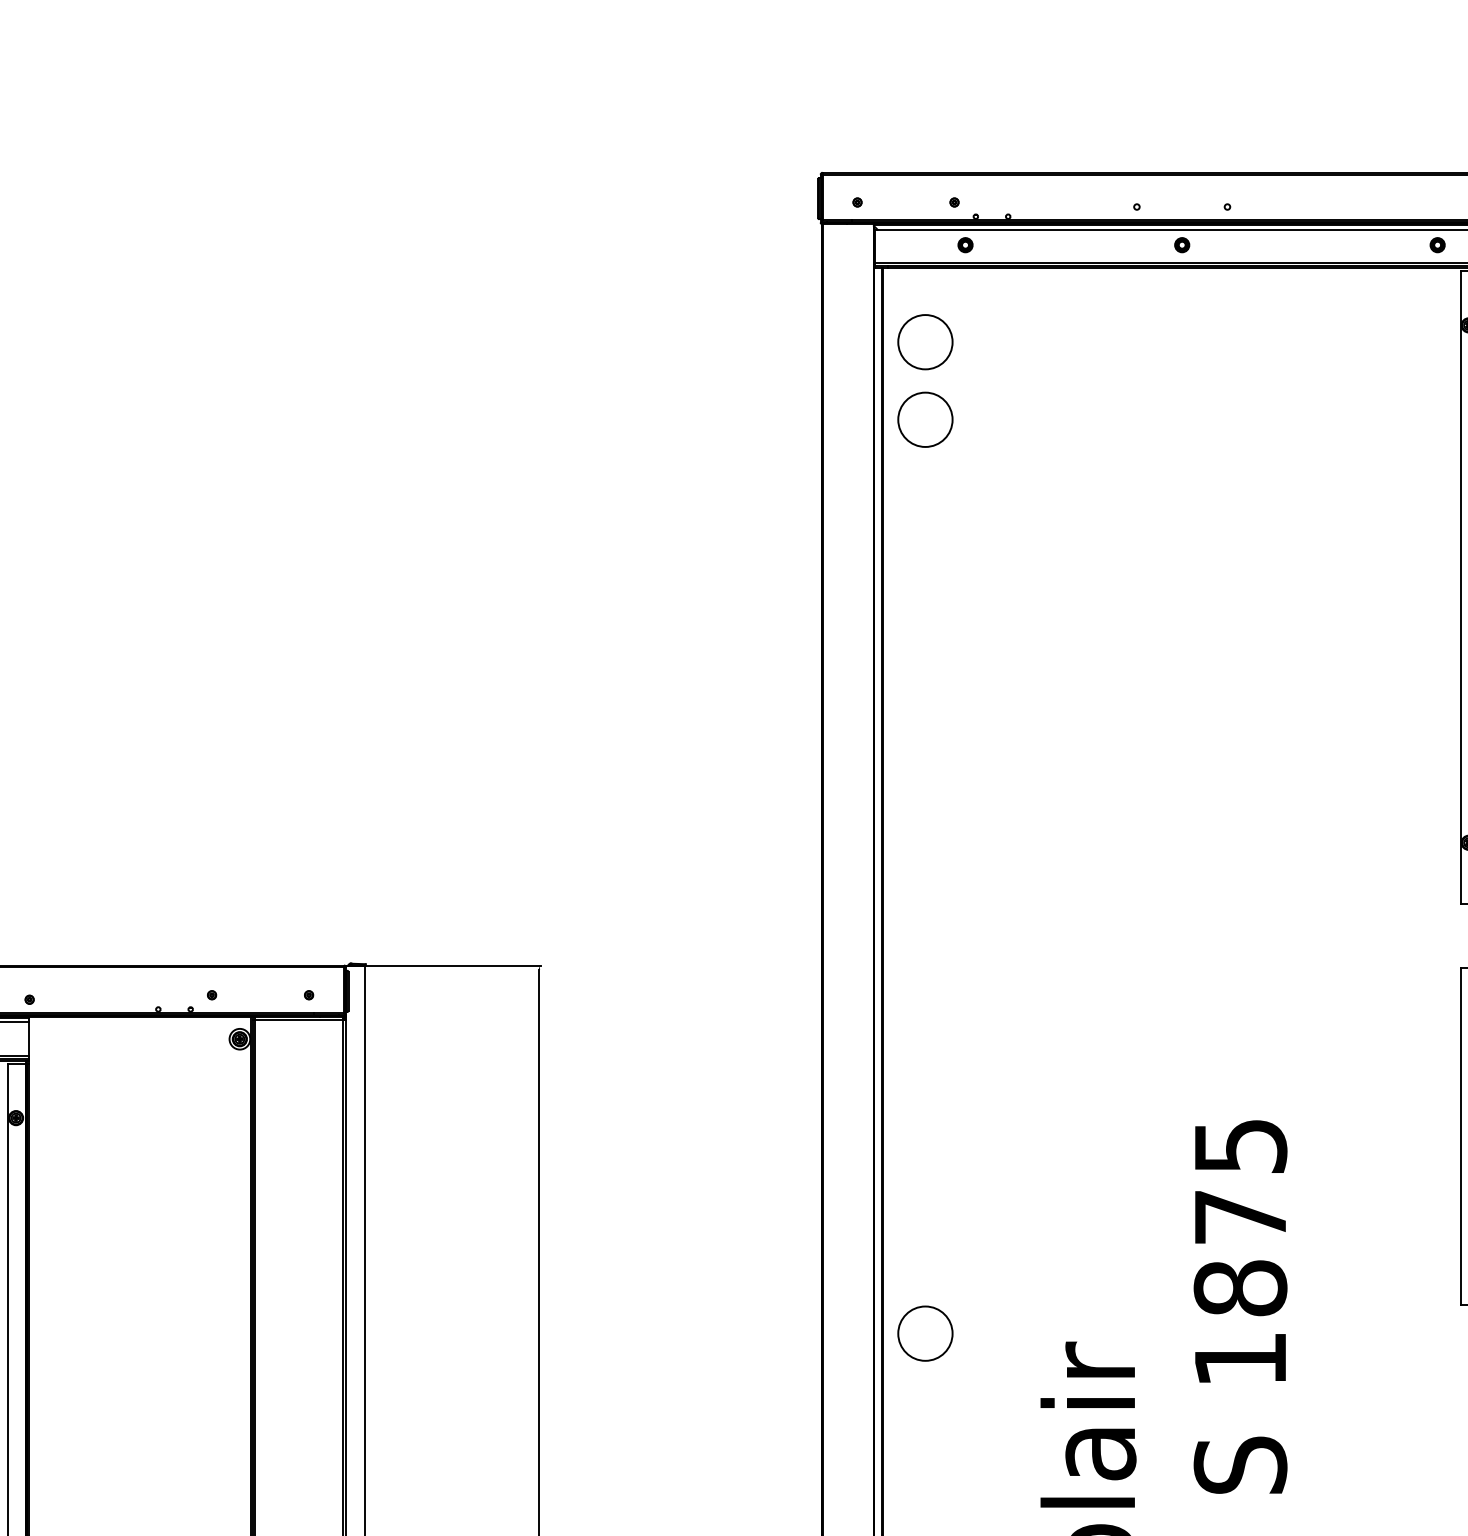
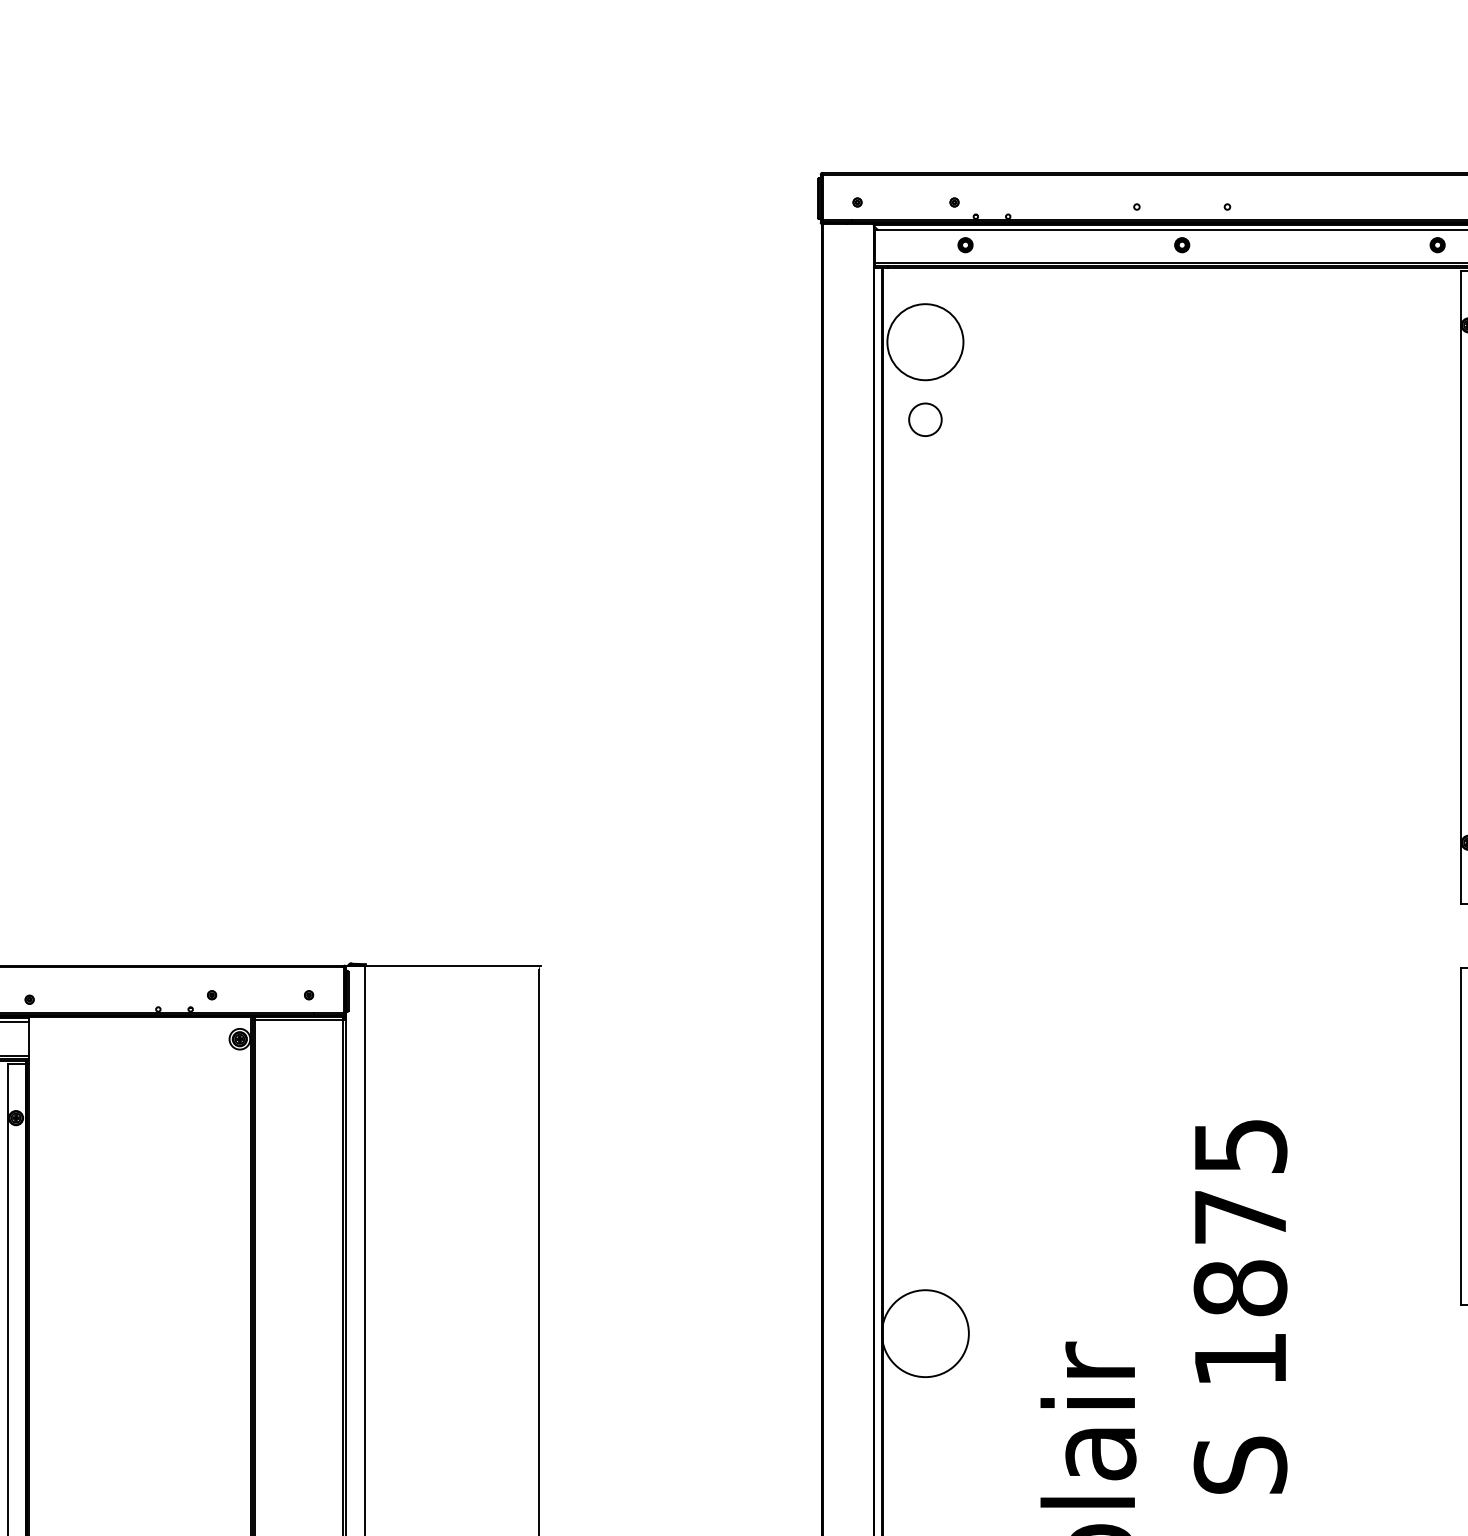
circle diameter: 54 px -> 76 px (925, 342)
circle diameter: 54 px -> 33 px (925, 419)
circle diameter: 54 px -> 87 px (924, 1333)
